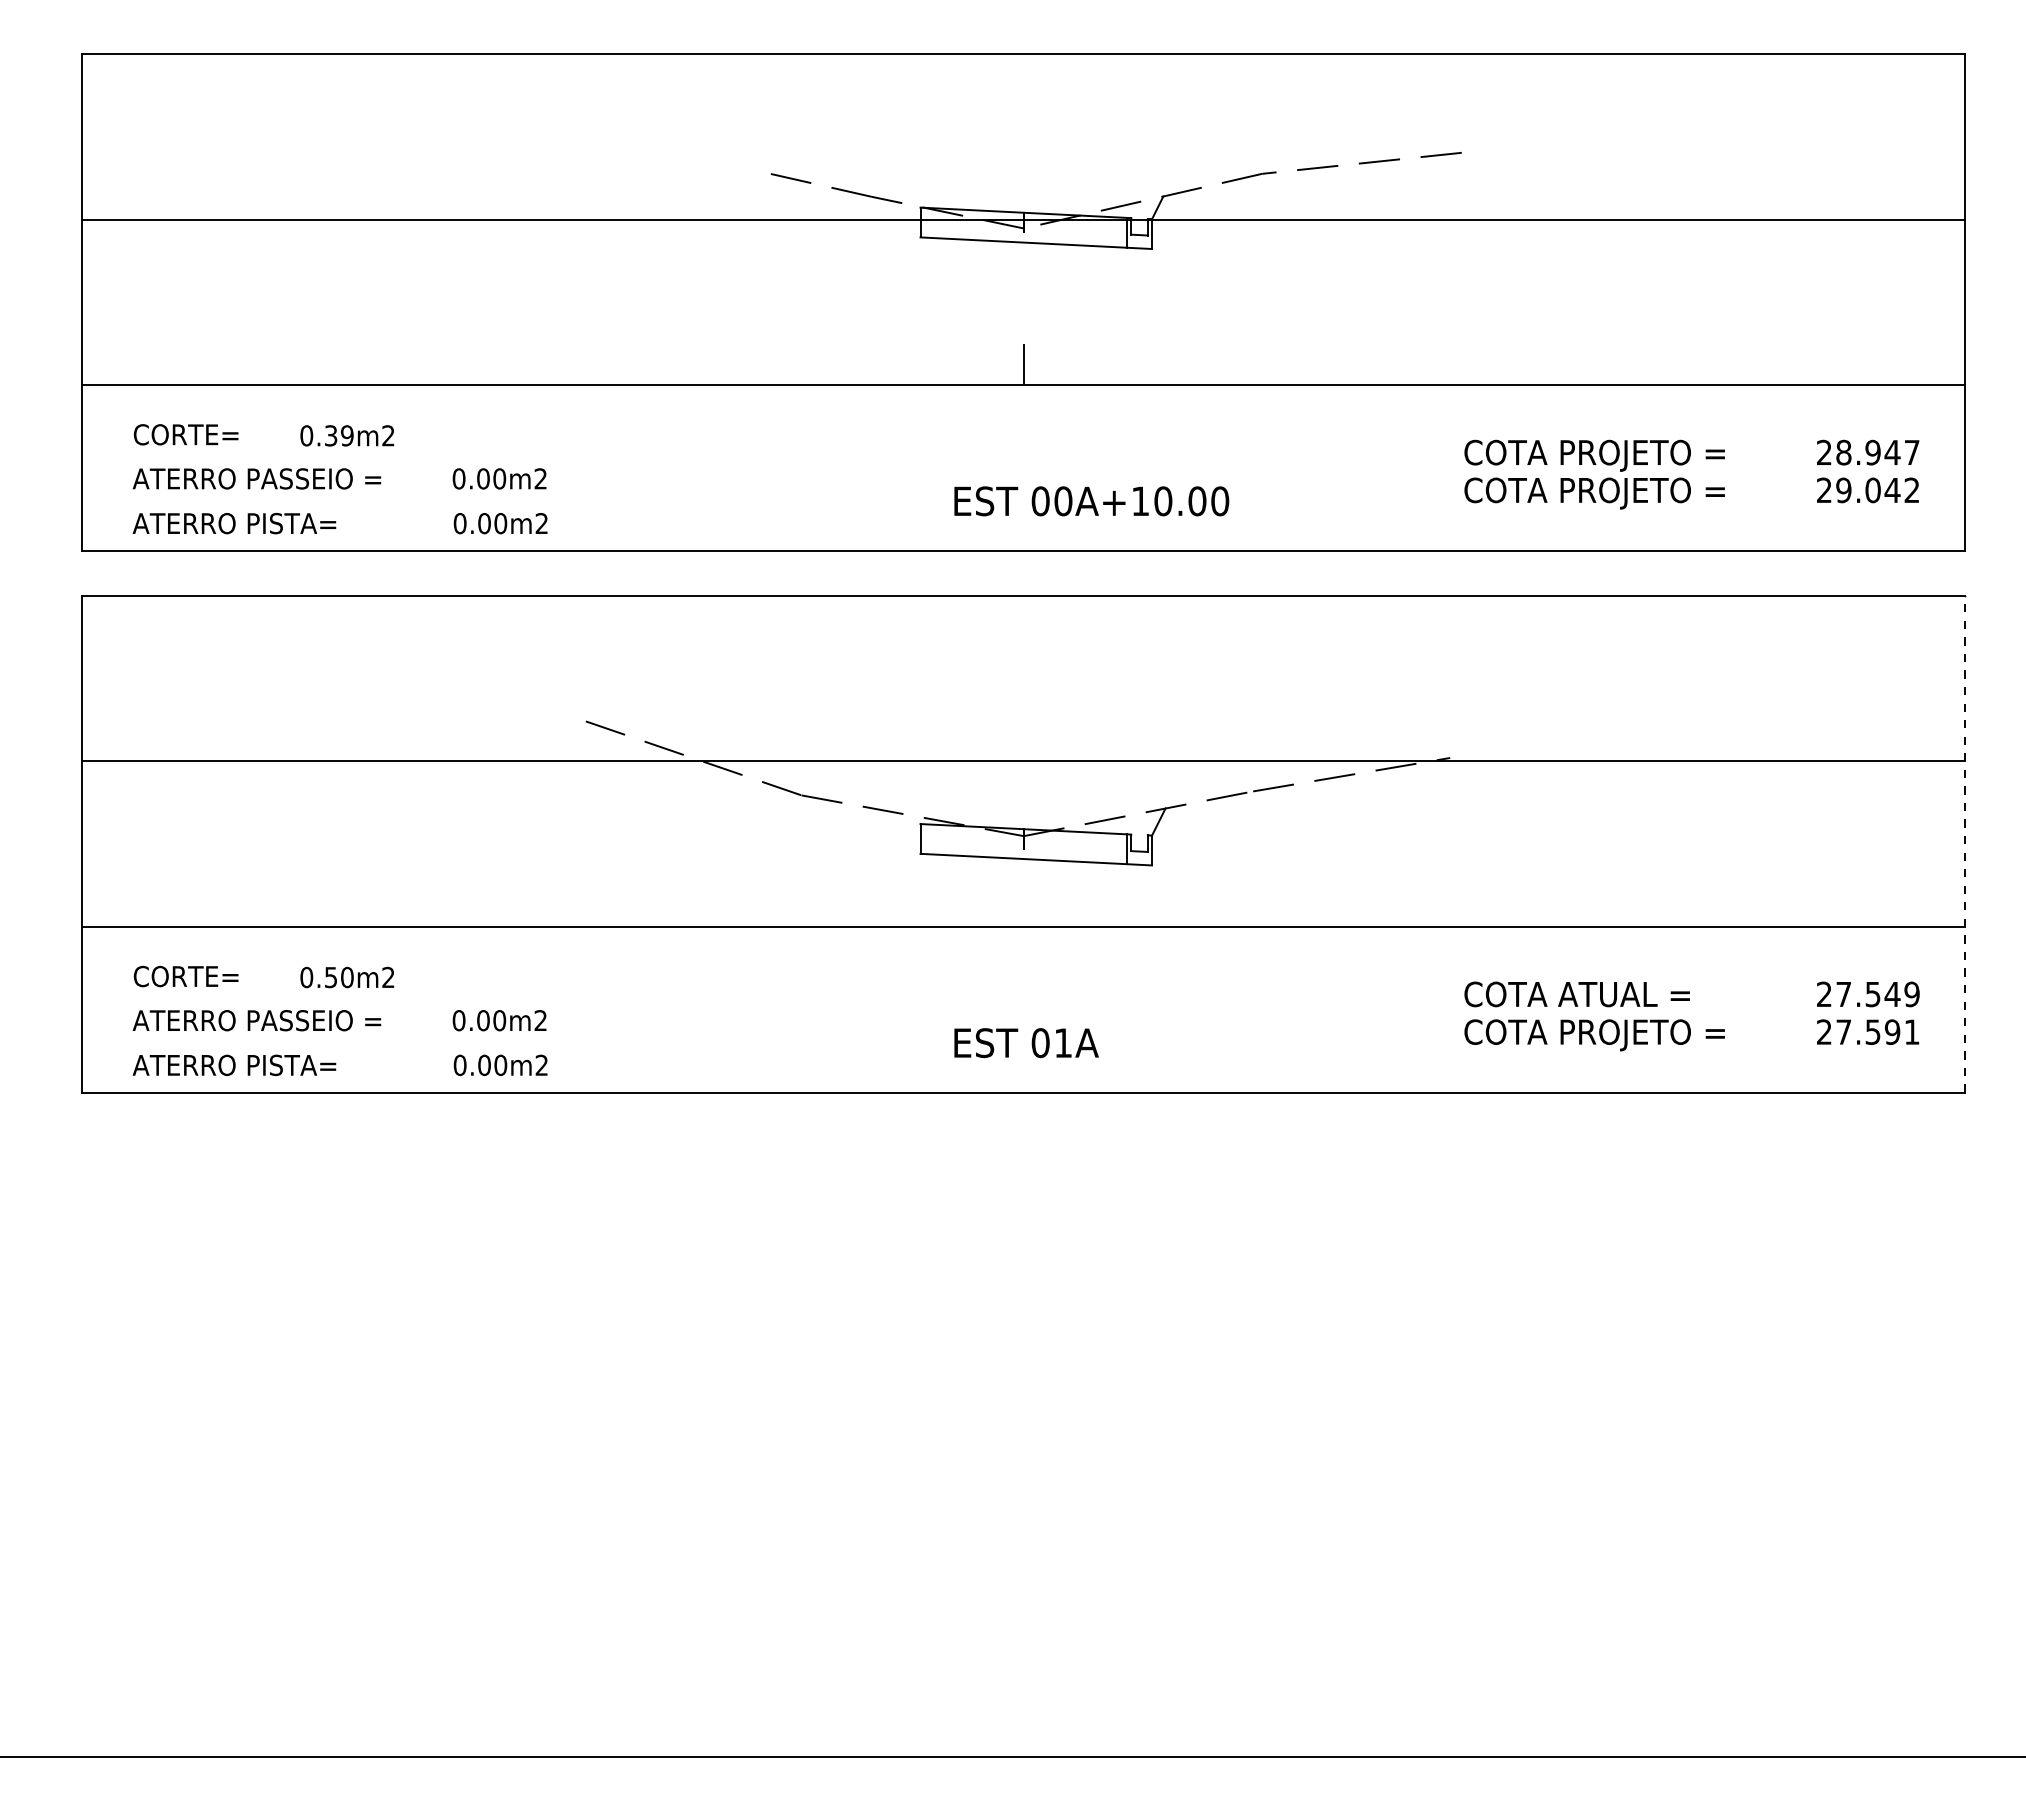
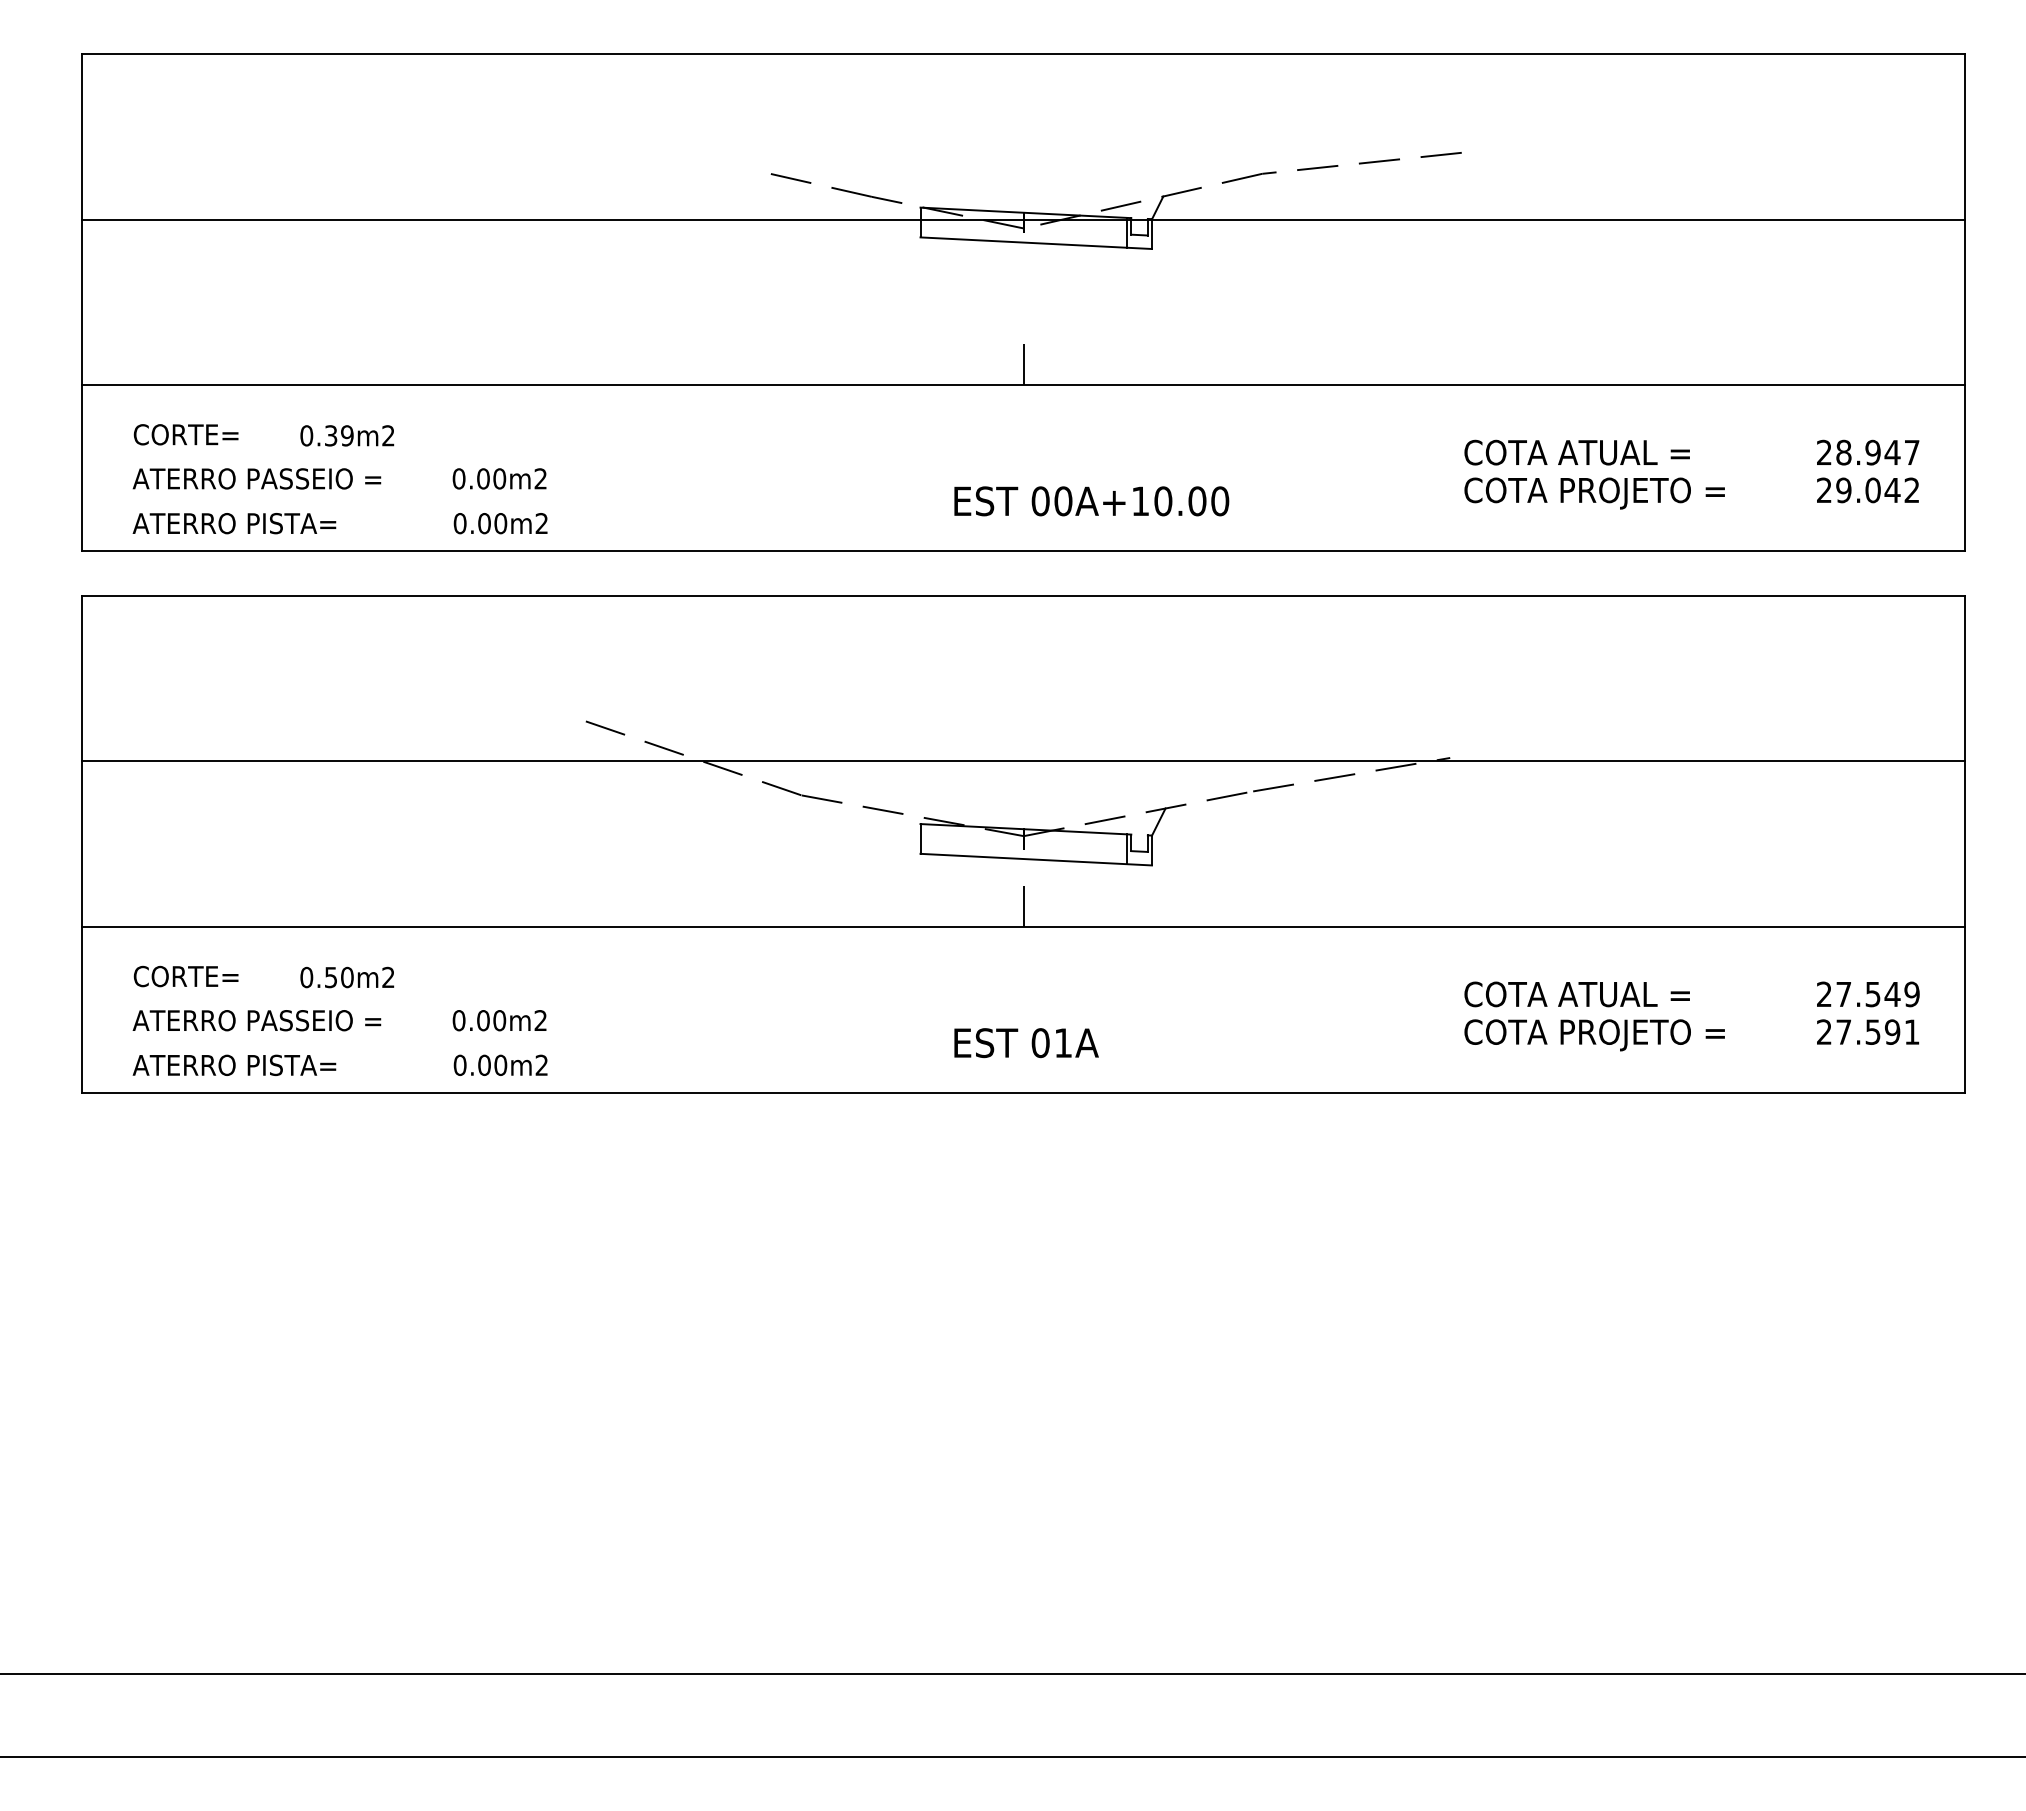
text: COTA PROJETO = -> COTA ATUAL = (1641, 455)
line: dashed -> solid (1965, 843)
line: none -> present (1023, 905)
line: none -> present (1012, 1674)
